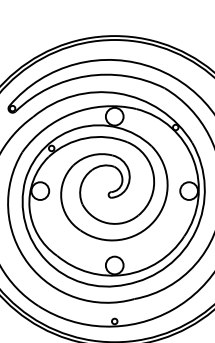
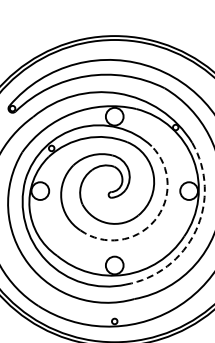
arc: solid -> dashed (154, 220)
arc: solid -> dashed (195, 230)
